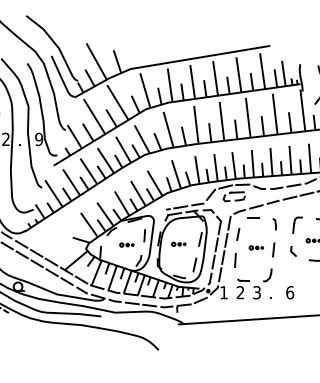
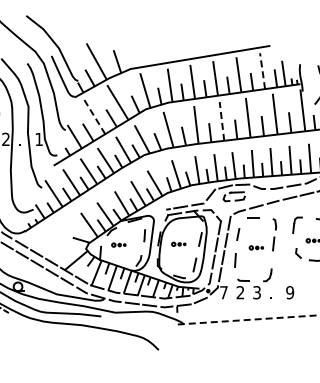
line: solid -> dashed (262, 70)
line: solid -> dashed (94, 116)
line: solid -> dashed (221, 121)
text: 9 -> 1 (39, 139)
part position: (126, 244) -> (118, 244) (118, 244)
line position: (273, 249) -> (273, 243) (273, 243)
line position: (292, 251) -> (297, 253) (297, 253)
text: 1 -> 7 (223, 292)
text: 6 -> 9 (290, 292)
line: solid -> dashed (249, 319)
